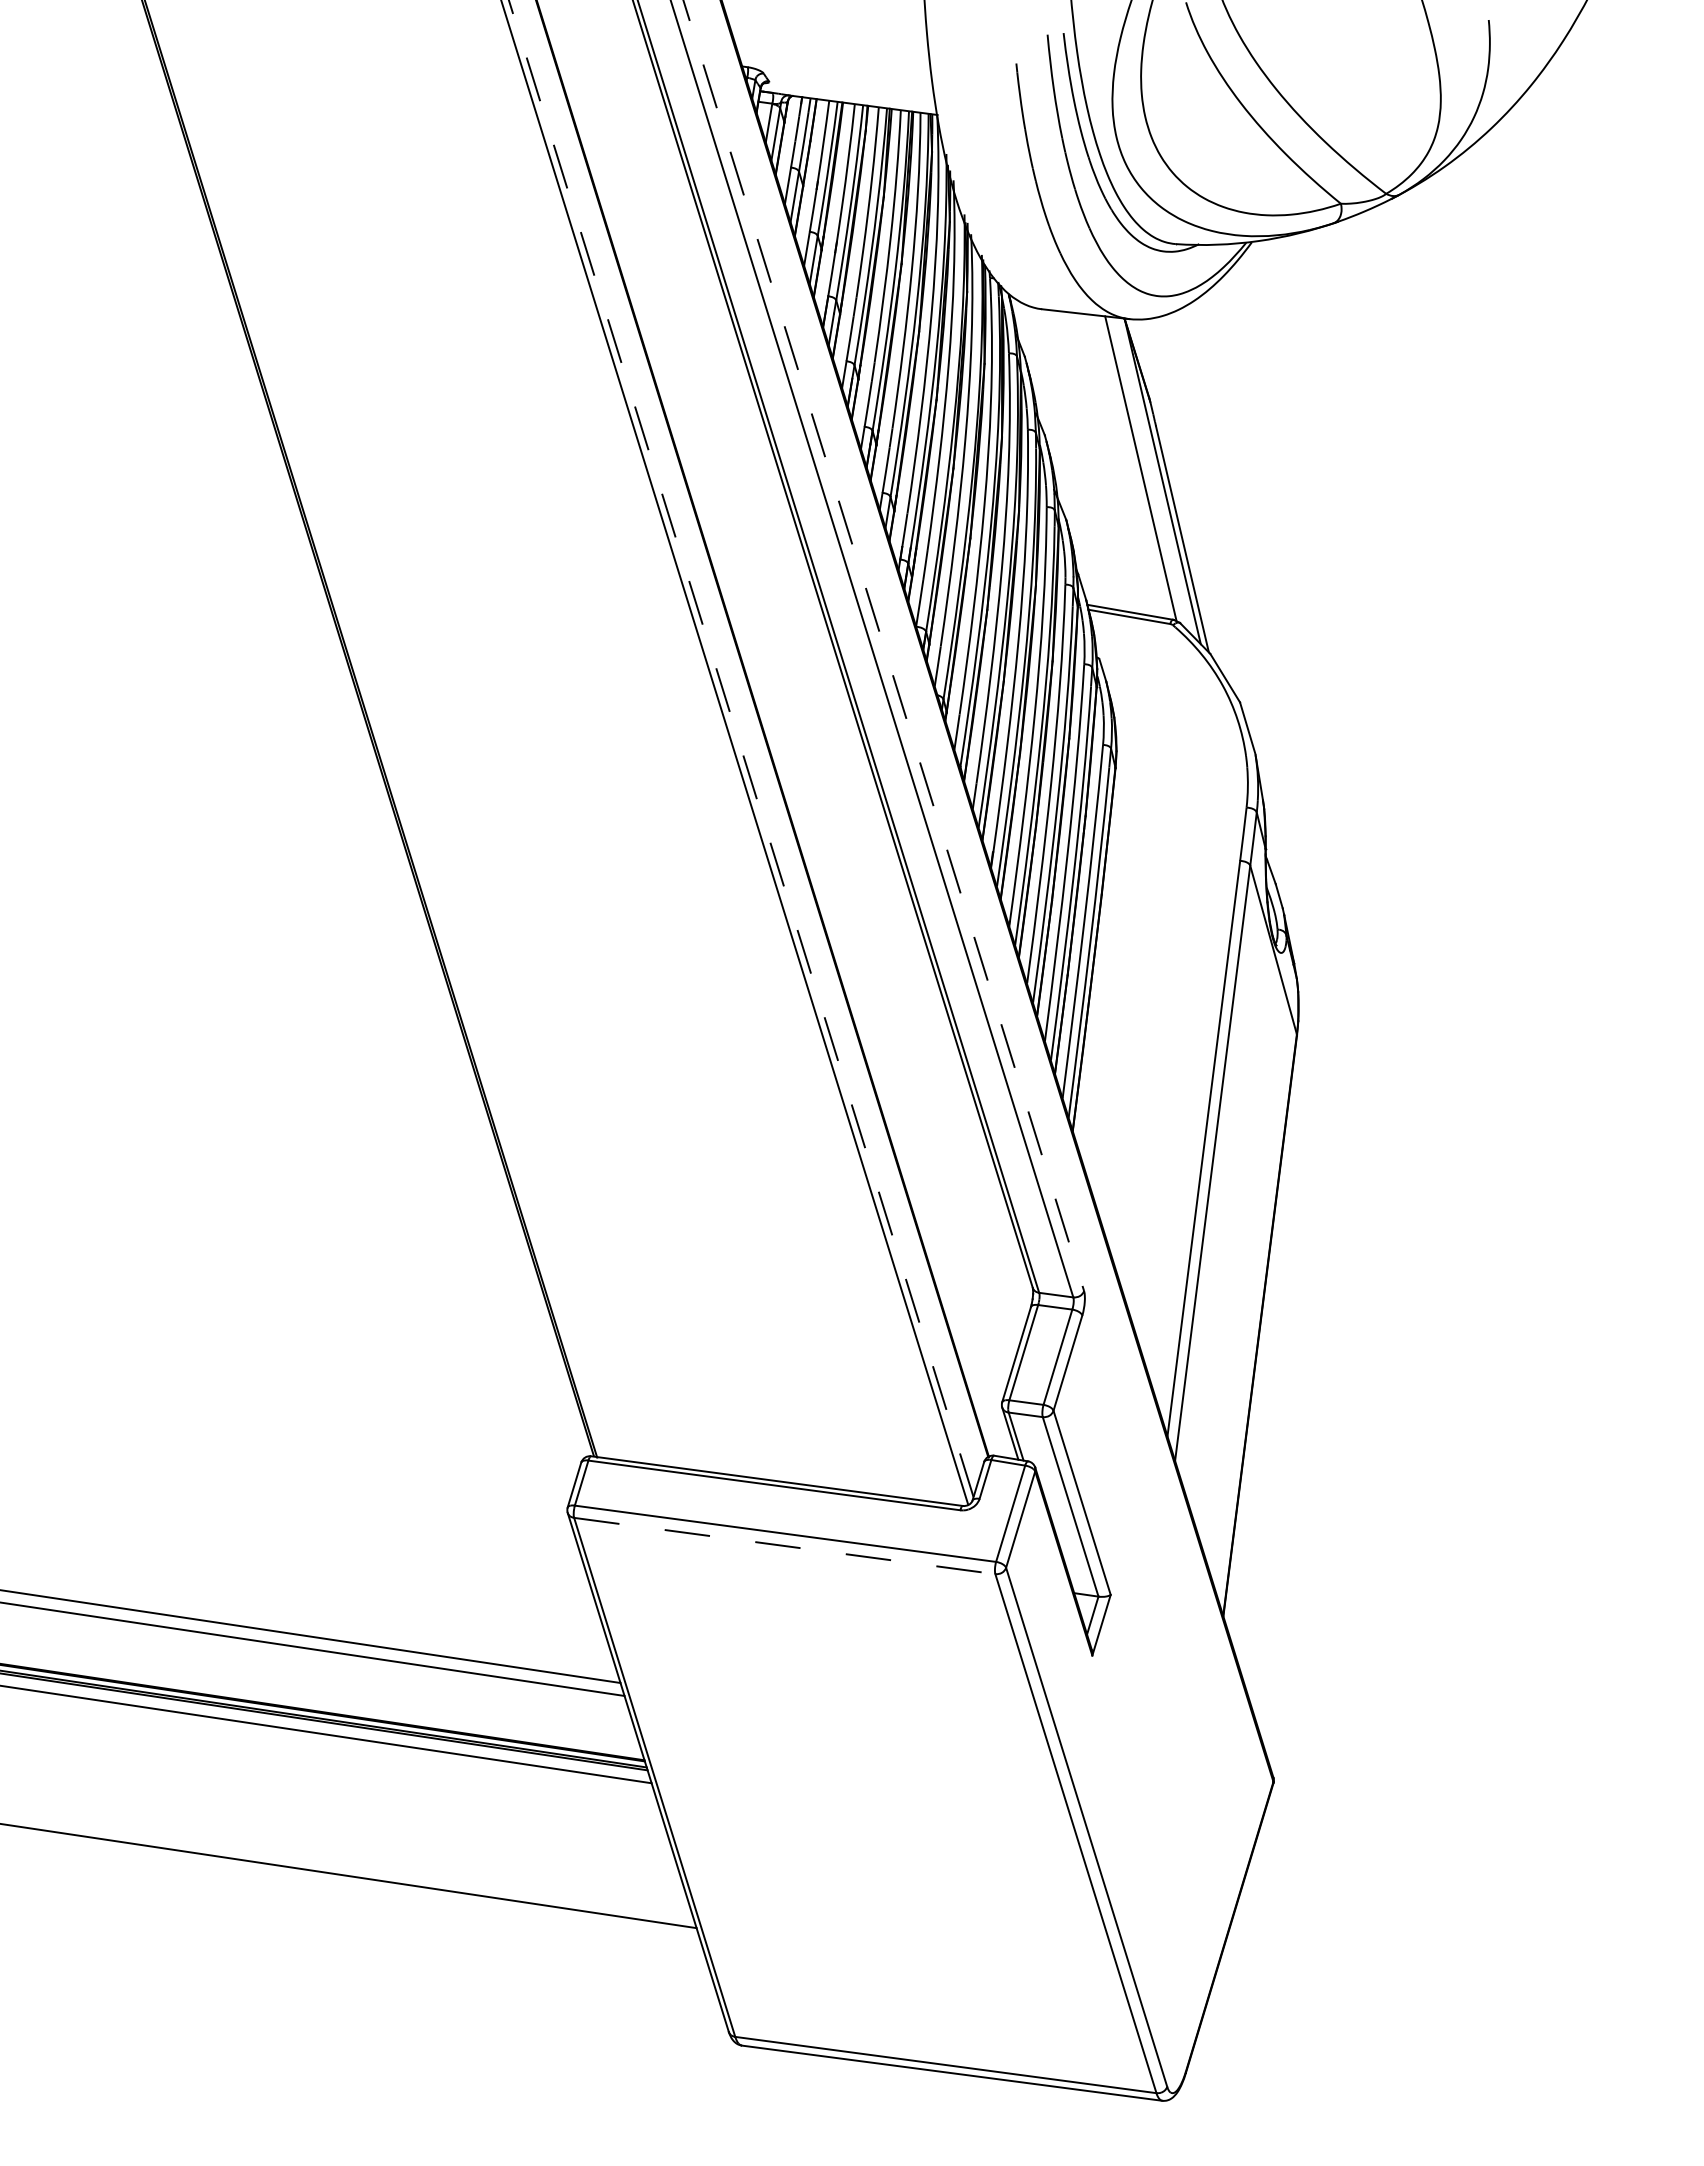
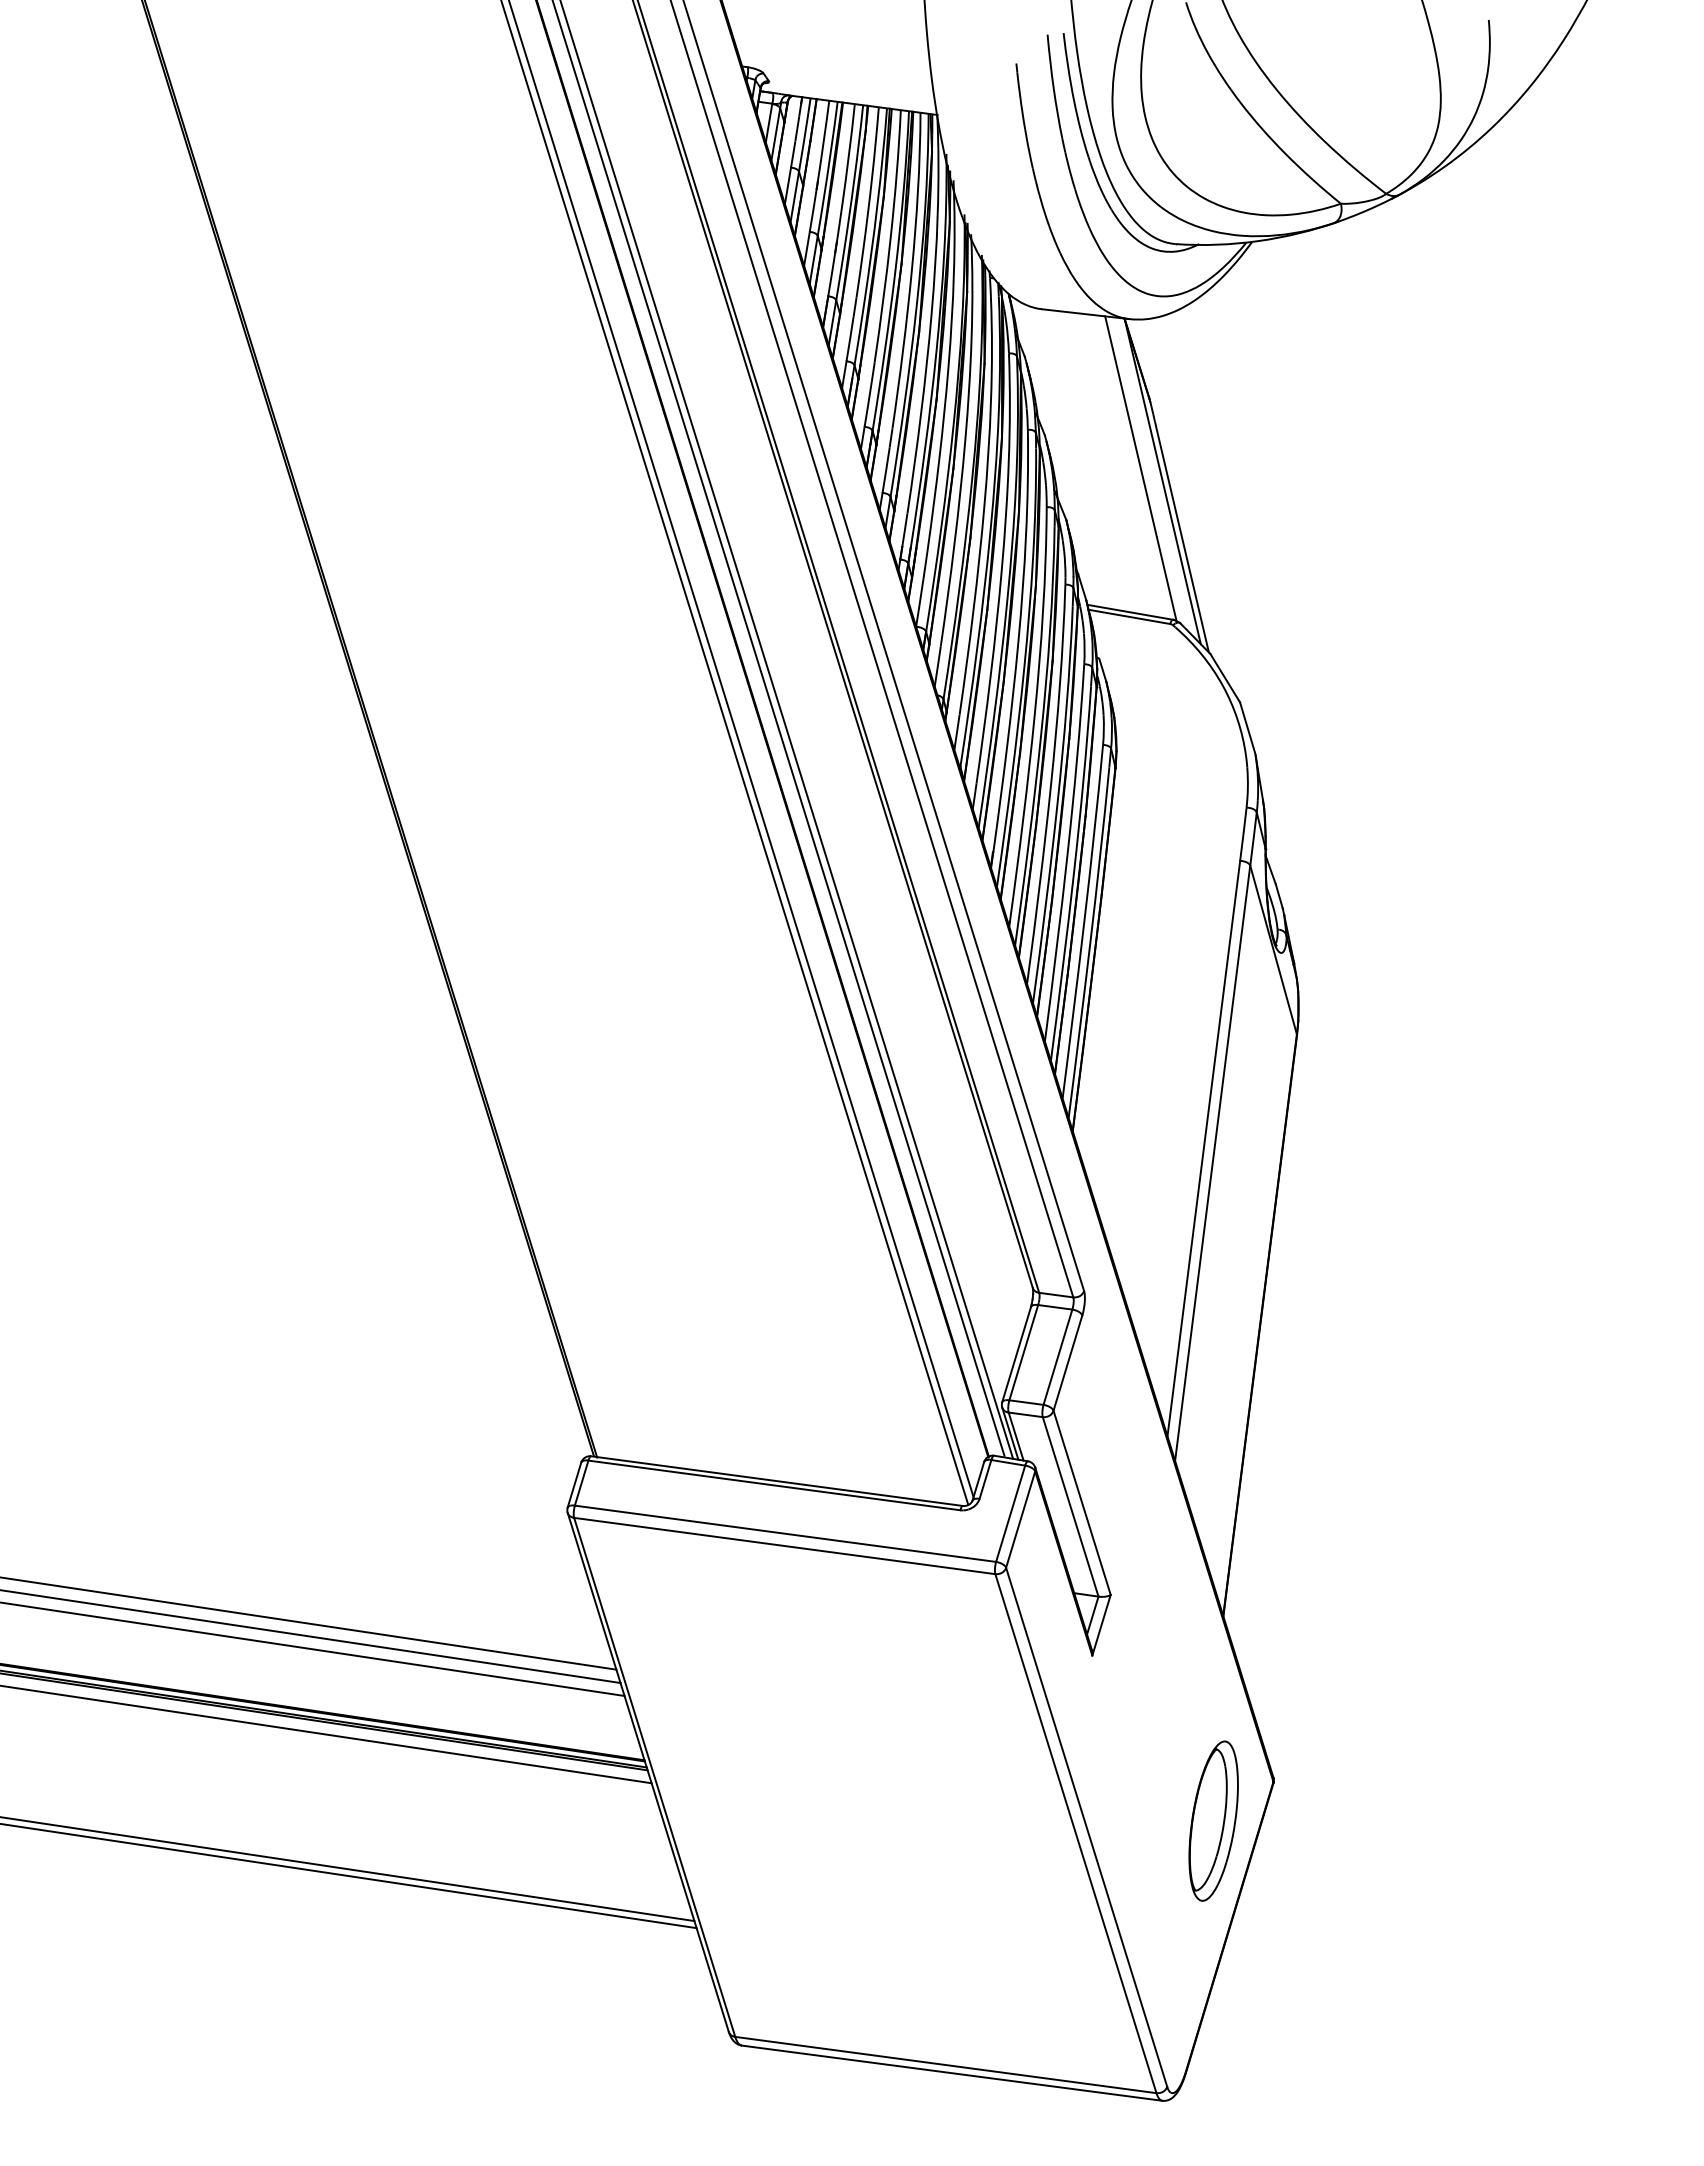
line: dashed -> solid (883, 646)
line: none -> present (778, 728)
line: none -> present (786, 730)
line: dashed -> solid (741, 748)
line: dashed -> solid (785, 1546)
line: none -> present (309, 1623)
part: none -> present (1213, 1820)
line: none -> present (348, 1869)
